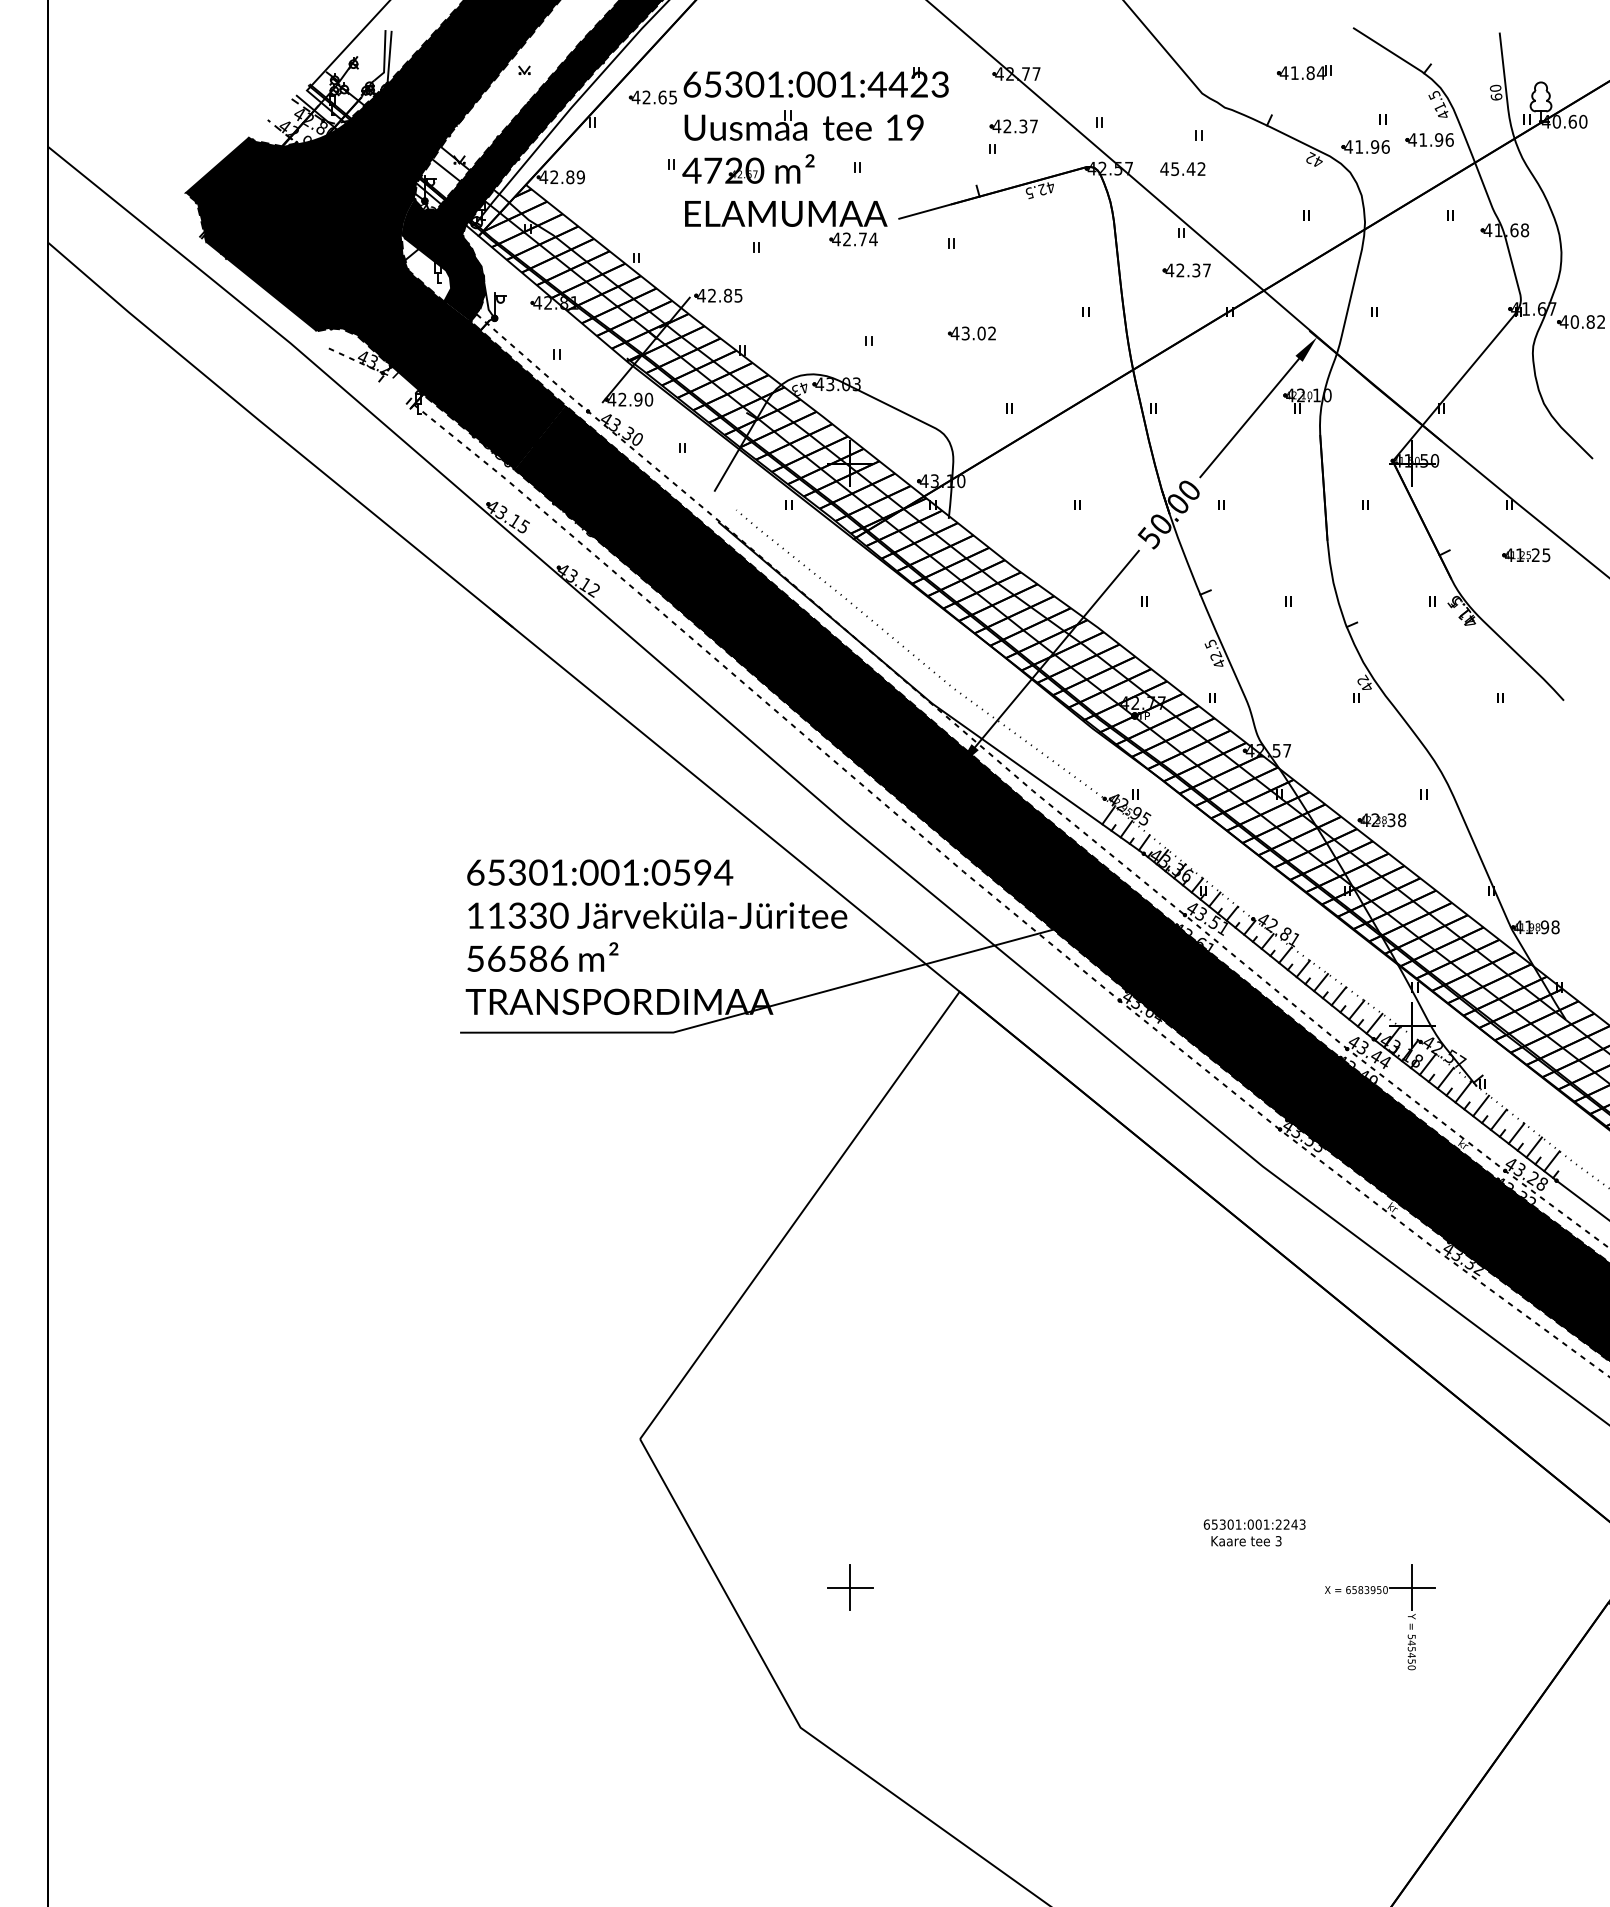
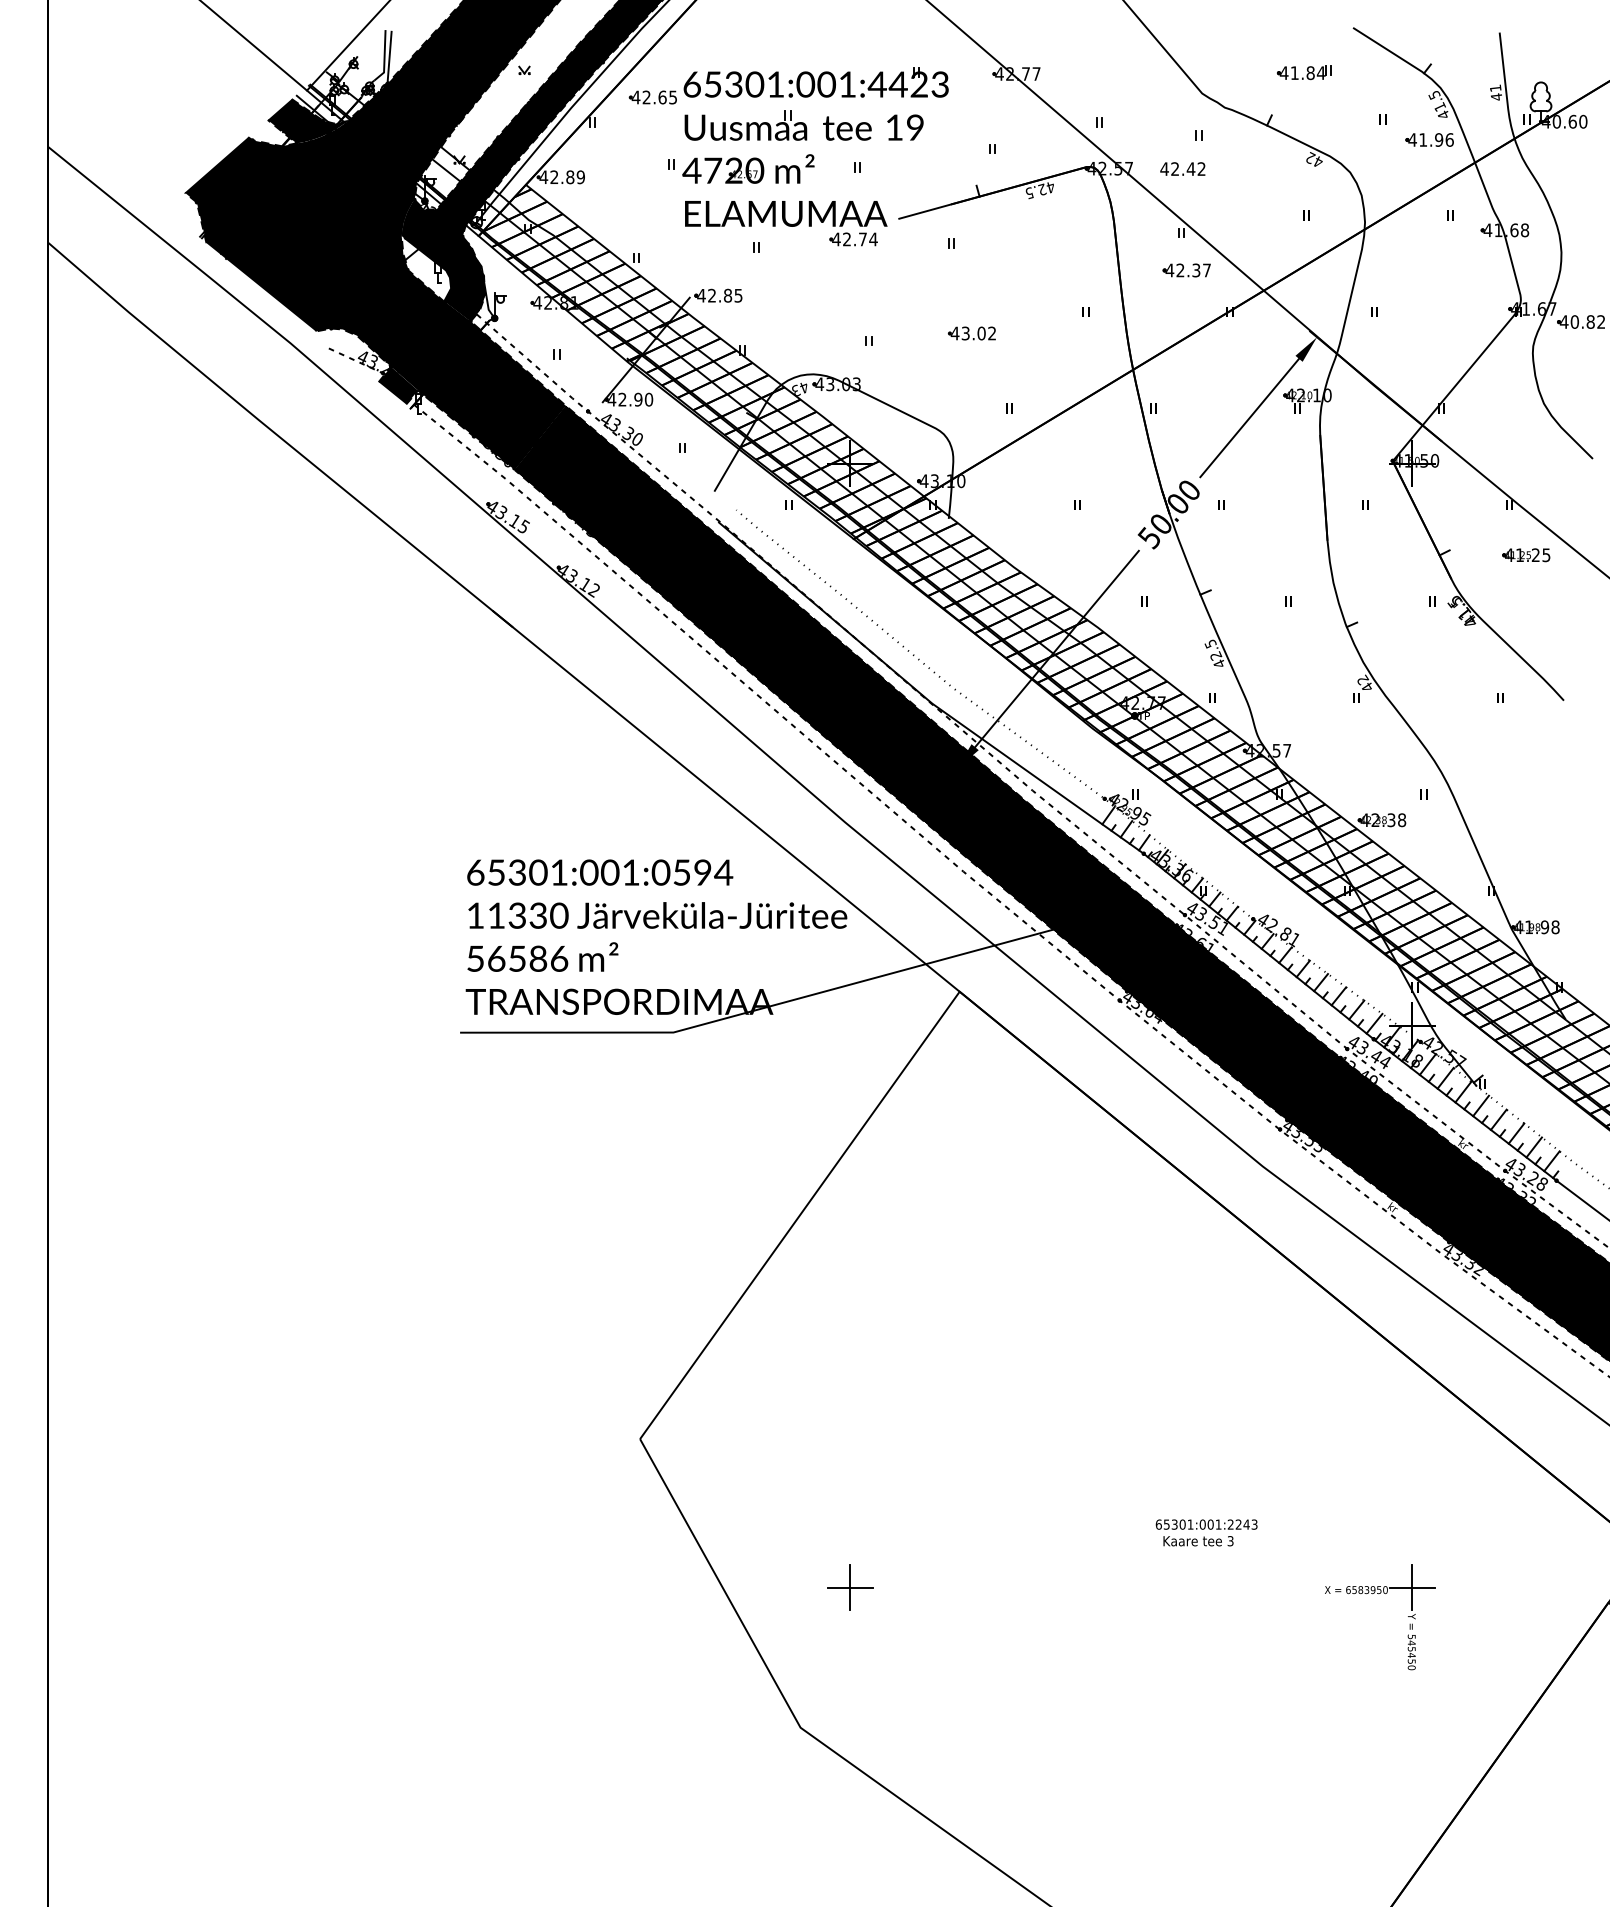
line: none -> present (254, 46)
text: 60 -> 41 (1495, 92)
fill: none -> present (307, 121)
part: present -> none (1013, 126)
part: present -> none (1365, 146)
text: 45.42 -> 42.42 (1175, 169)
fill: none -> present (398, 385)
text position: (1254, 1532) -> (1206, 1532) (1206, 1532)
